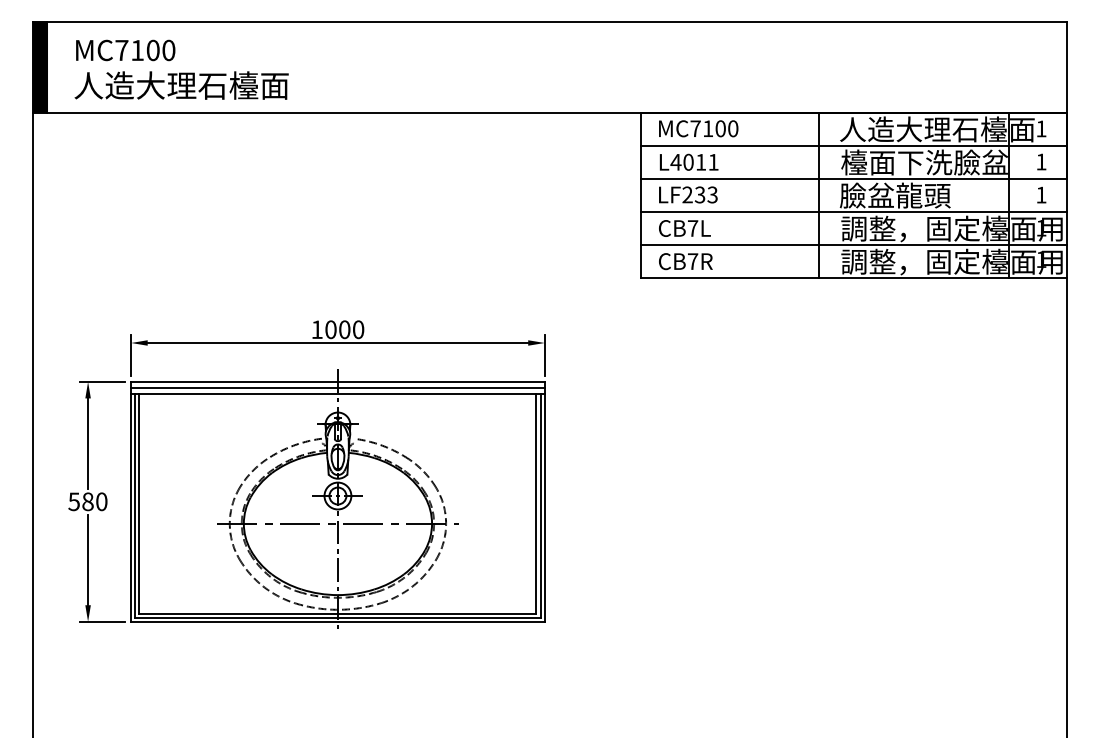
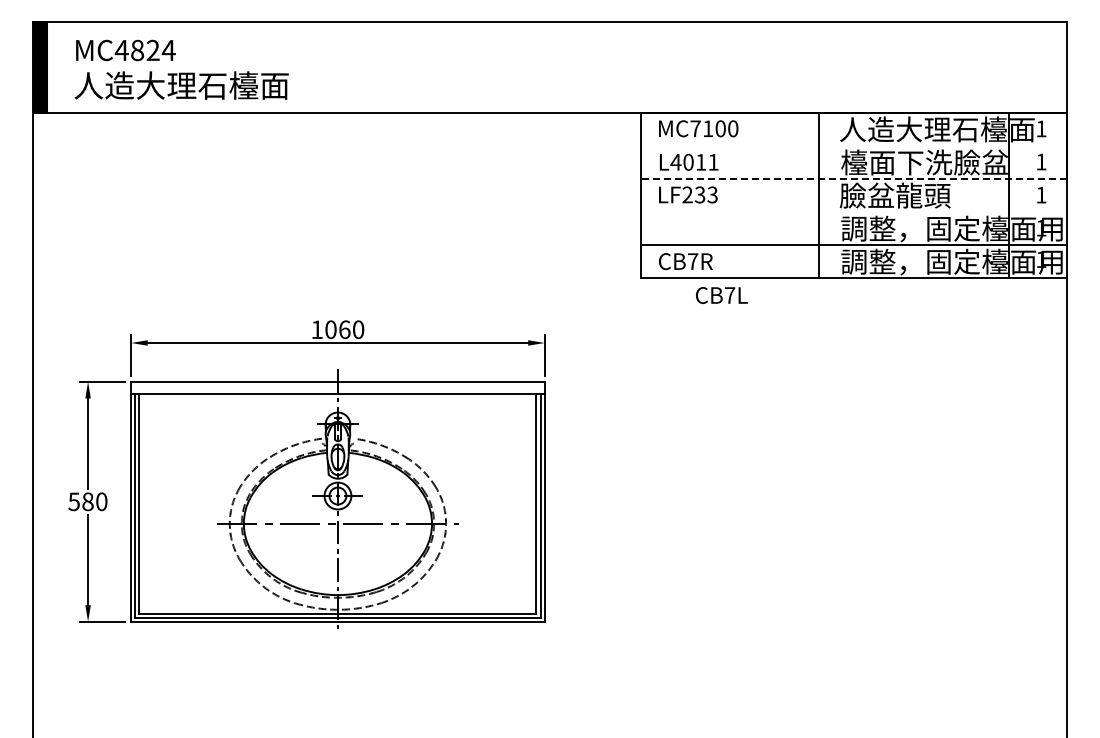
text: MC7100 -> MC4824 (144, 50)
line: present -> none (853, 146)
line: solid -> dashed (853, 179)
line: present -> none (853, 212)
text position: (684, 228) -> (721, 295) (721, 295)
text: 1000 -> 1060 (344, 329)
line: present -> none (337, 387)
